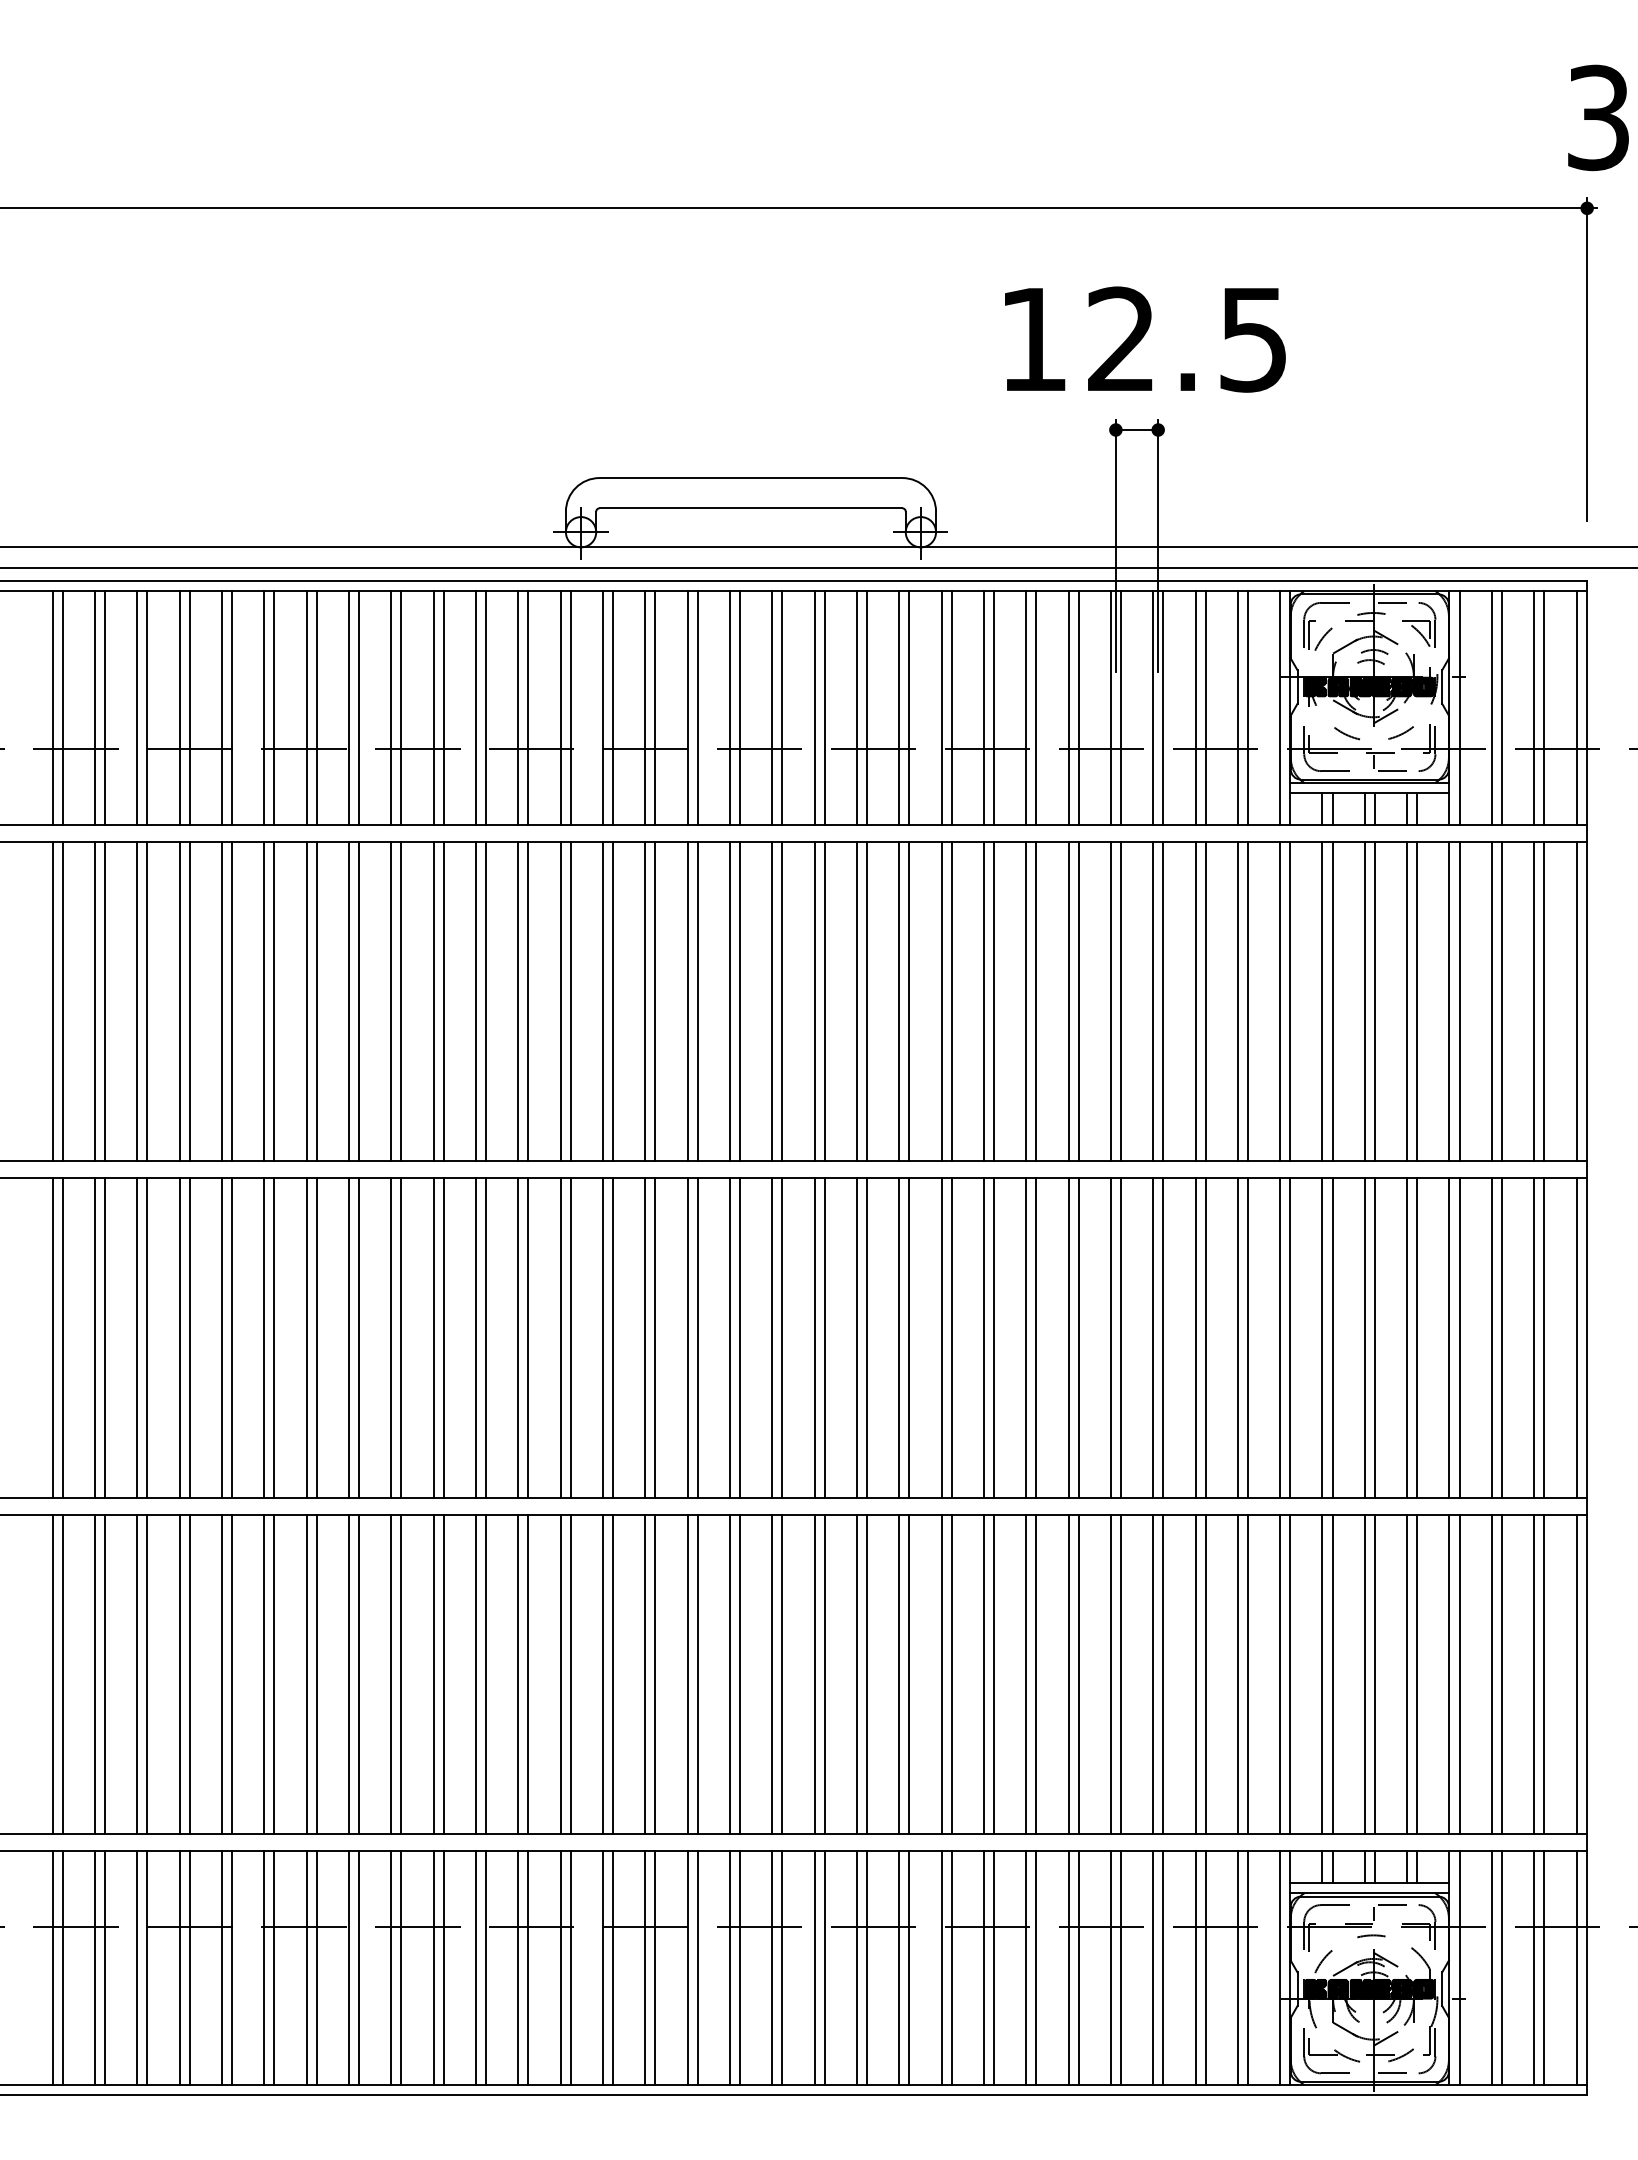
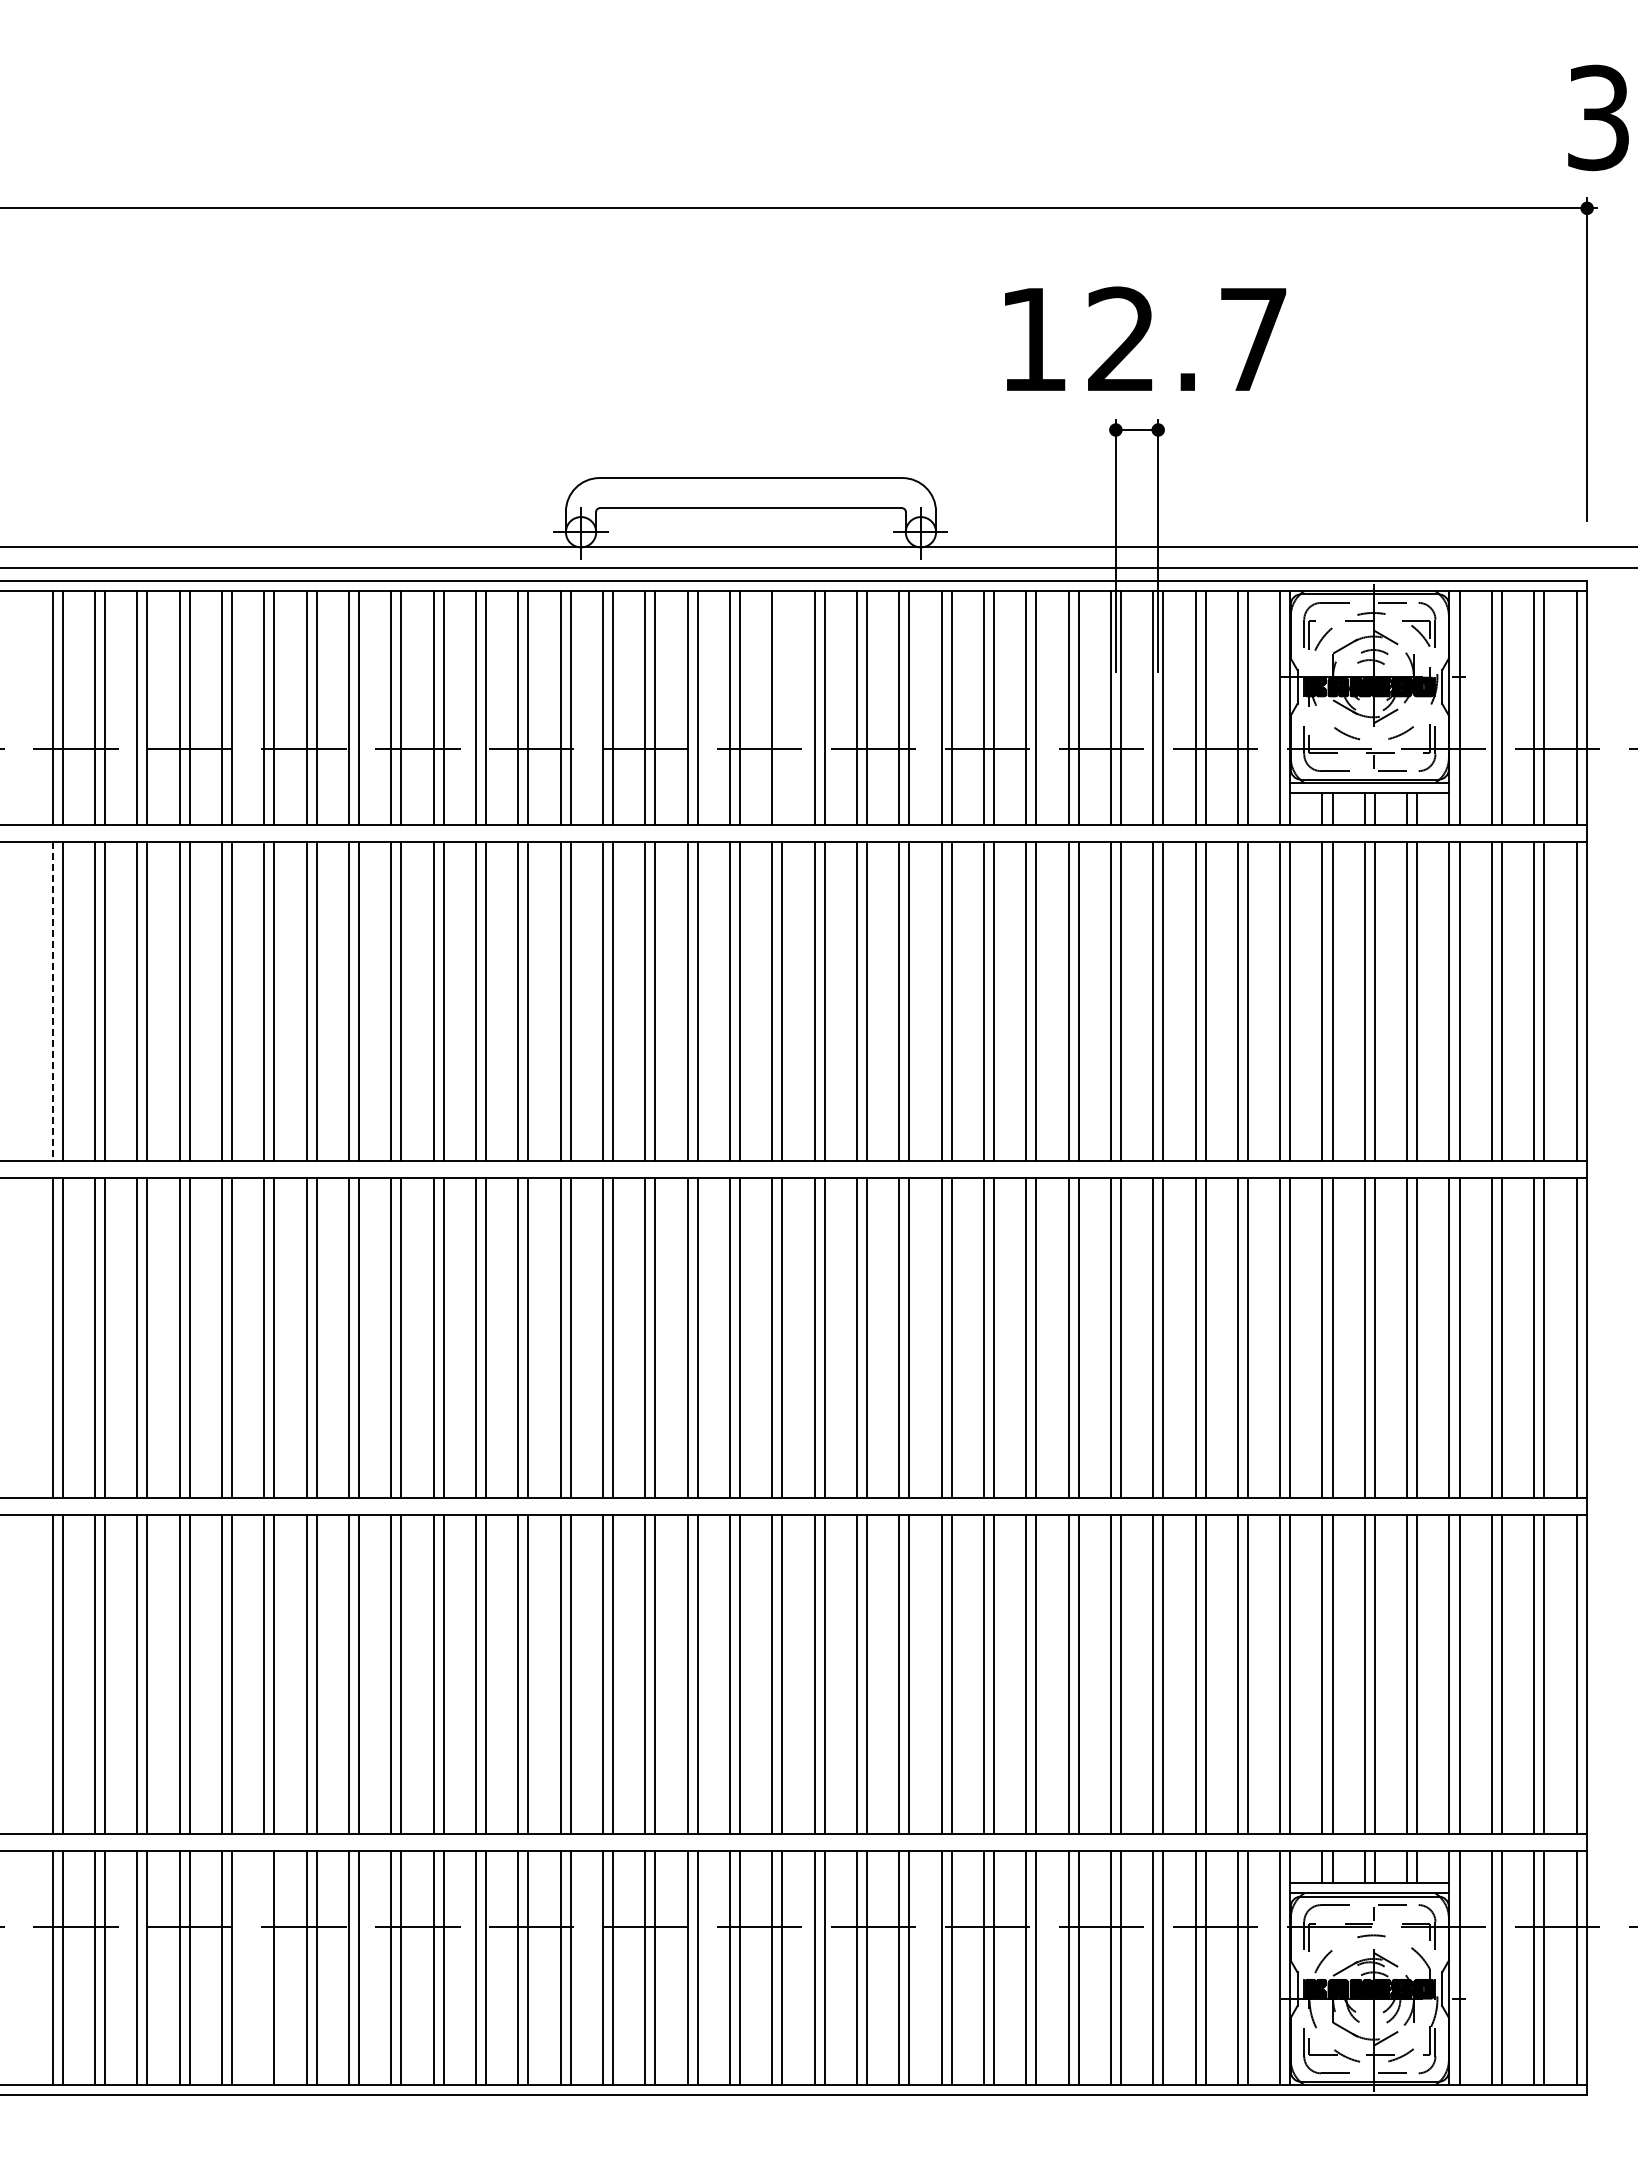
text: 12.5 -> 12.7 (1253, 340)
line: present -> none (782, 707)
line: solid -> dashed (52, 1001)
line: present -> none (264, 1968)
